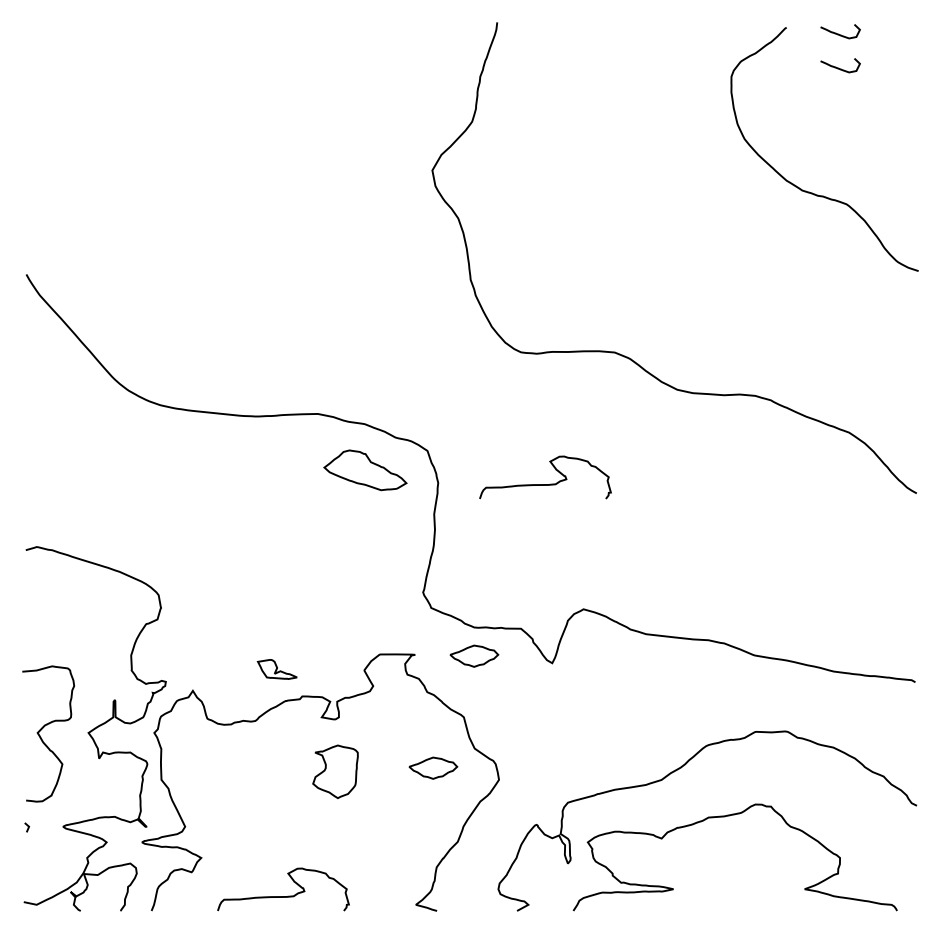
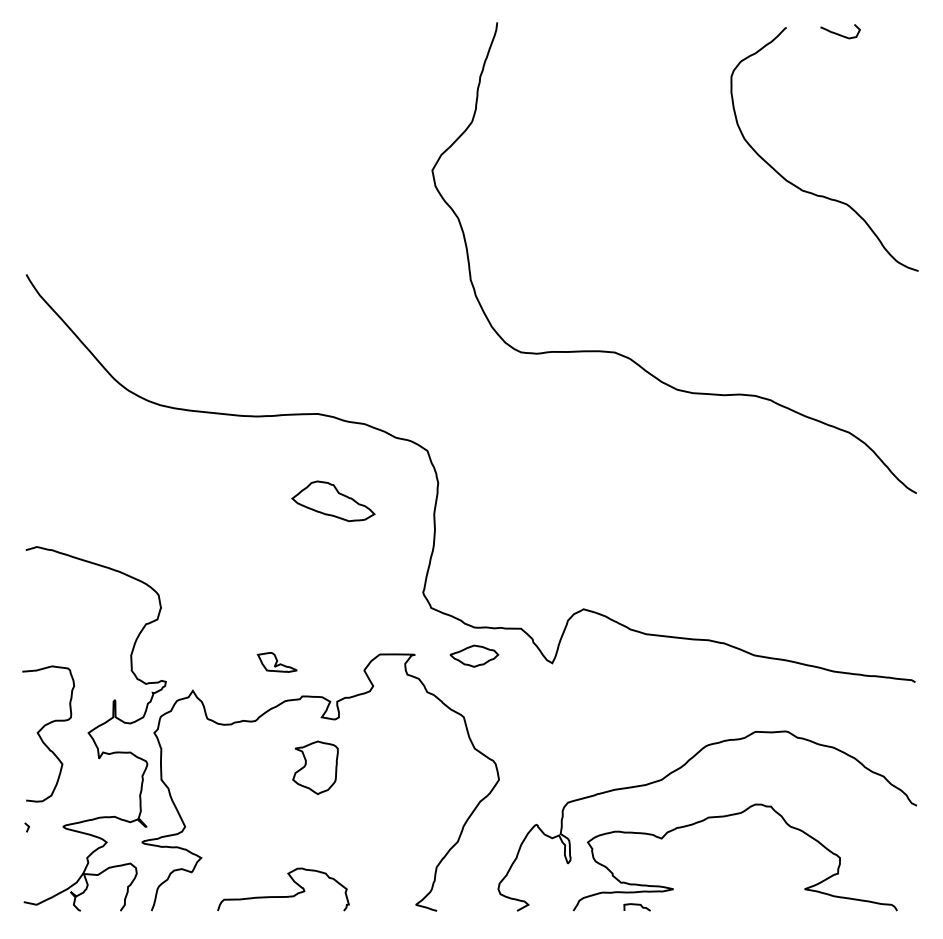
curve: present -> none (838, 67)
part position: (365, 470) -> (333, 501) (333, 501)
curve: present -> none (545, 484)
part position: (276, 669) -> (276, 662) (276, 662)
part: present -> none (433, 767)
part position: (335, 771) -> (315, 767) (315, 767)
curve: none -> present (636, 905)
